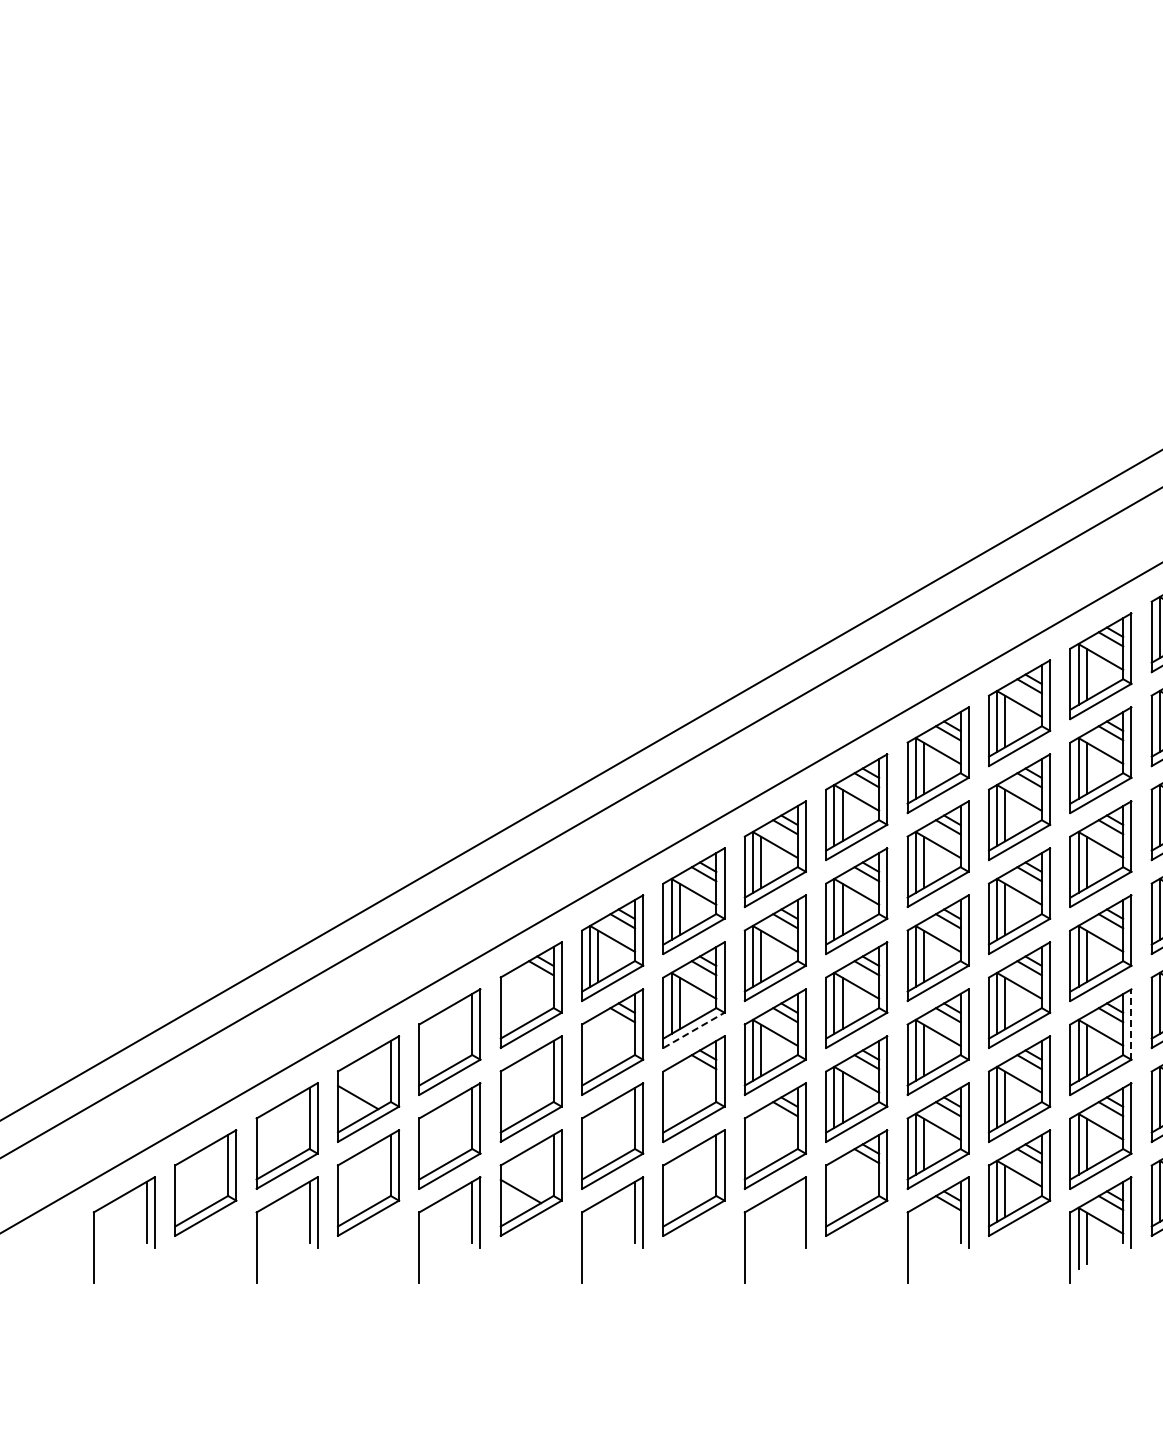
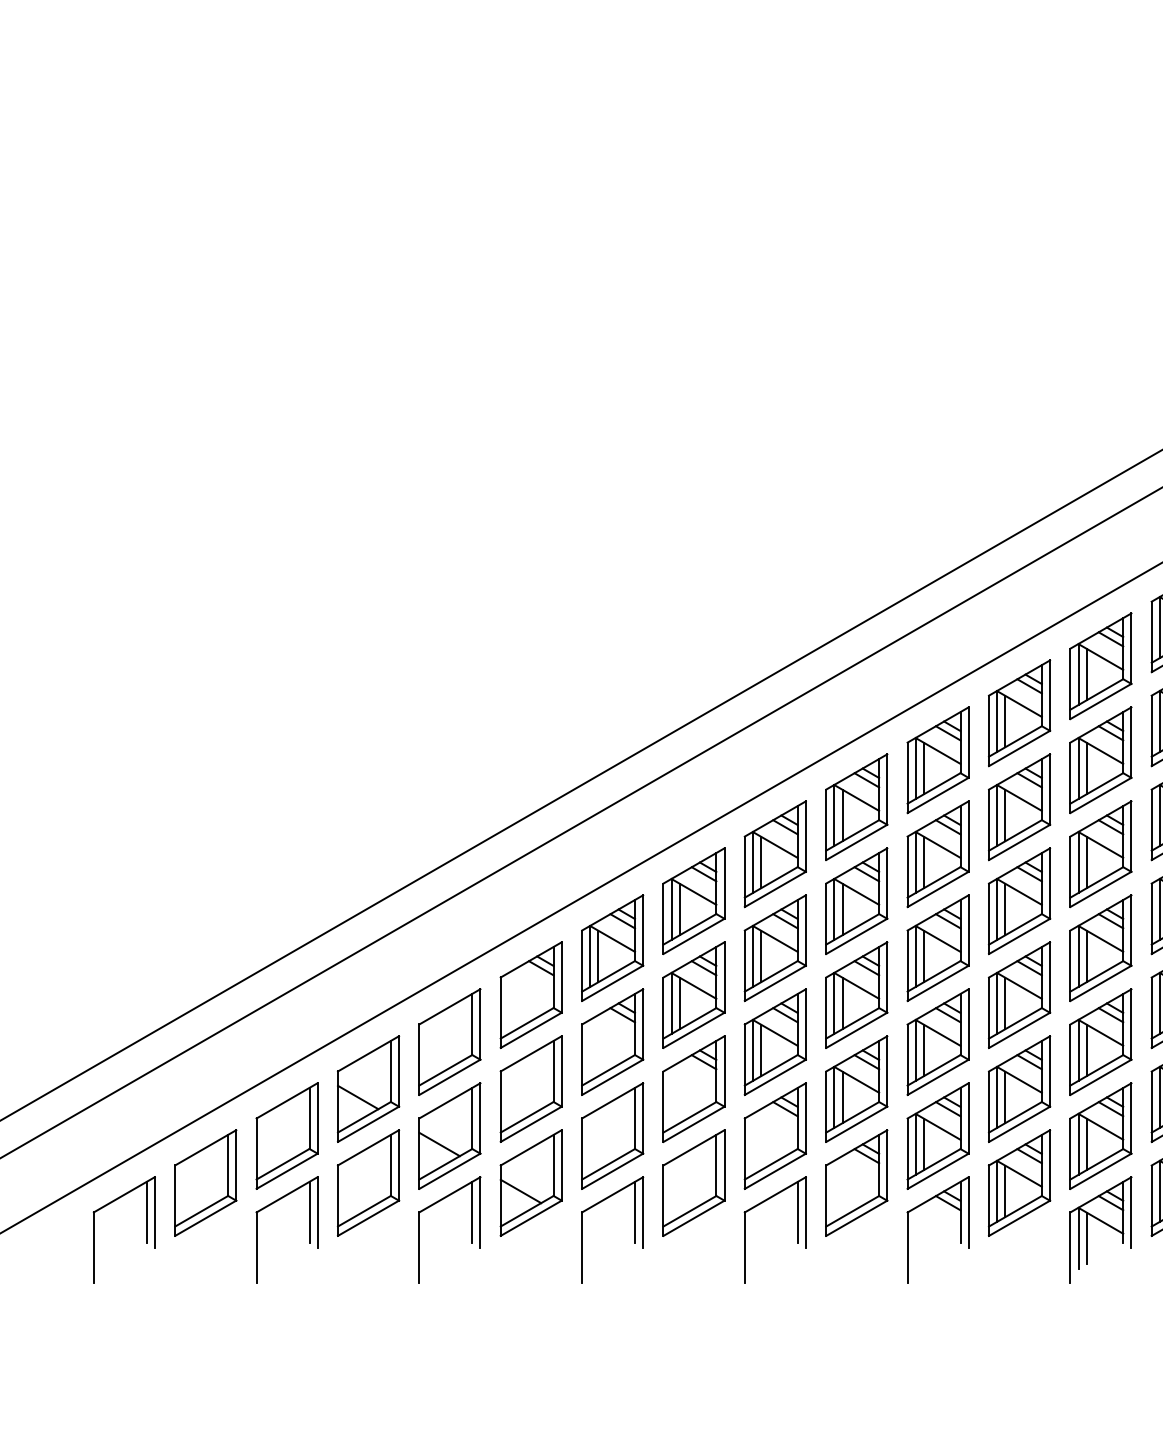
line: dashed -> solid (1131, 1024)
line: dashed -> solid (694, 1030)
line: none -> present (439, 1144)
line: none -> present (797, 1211)
